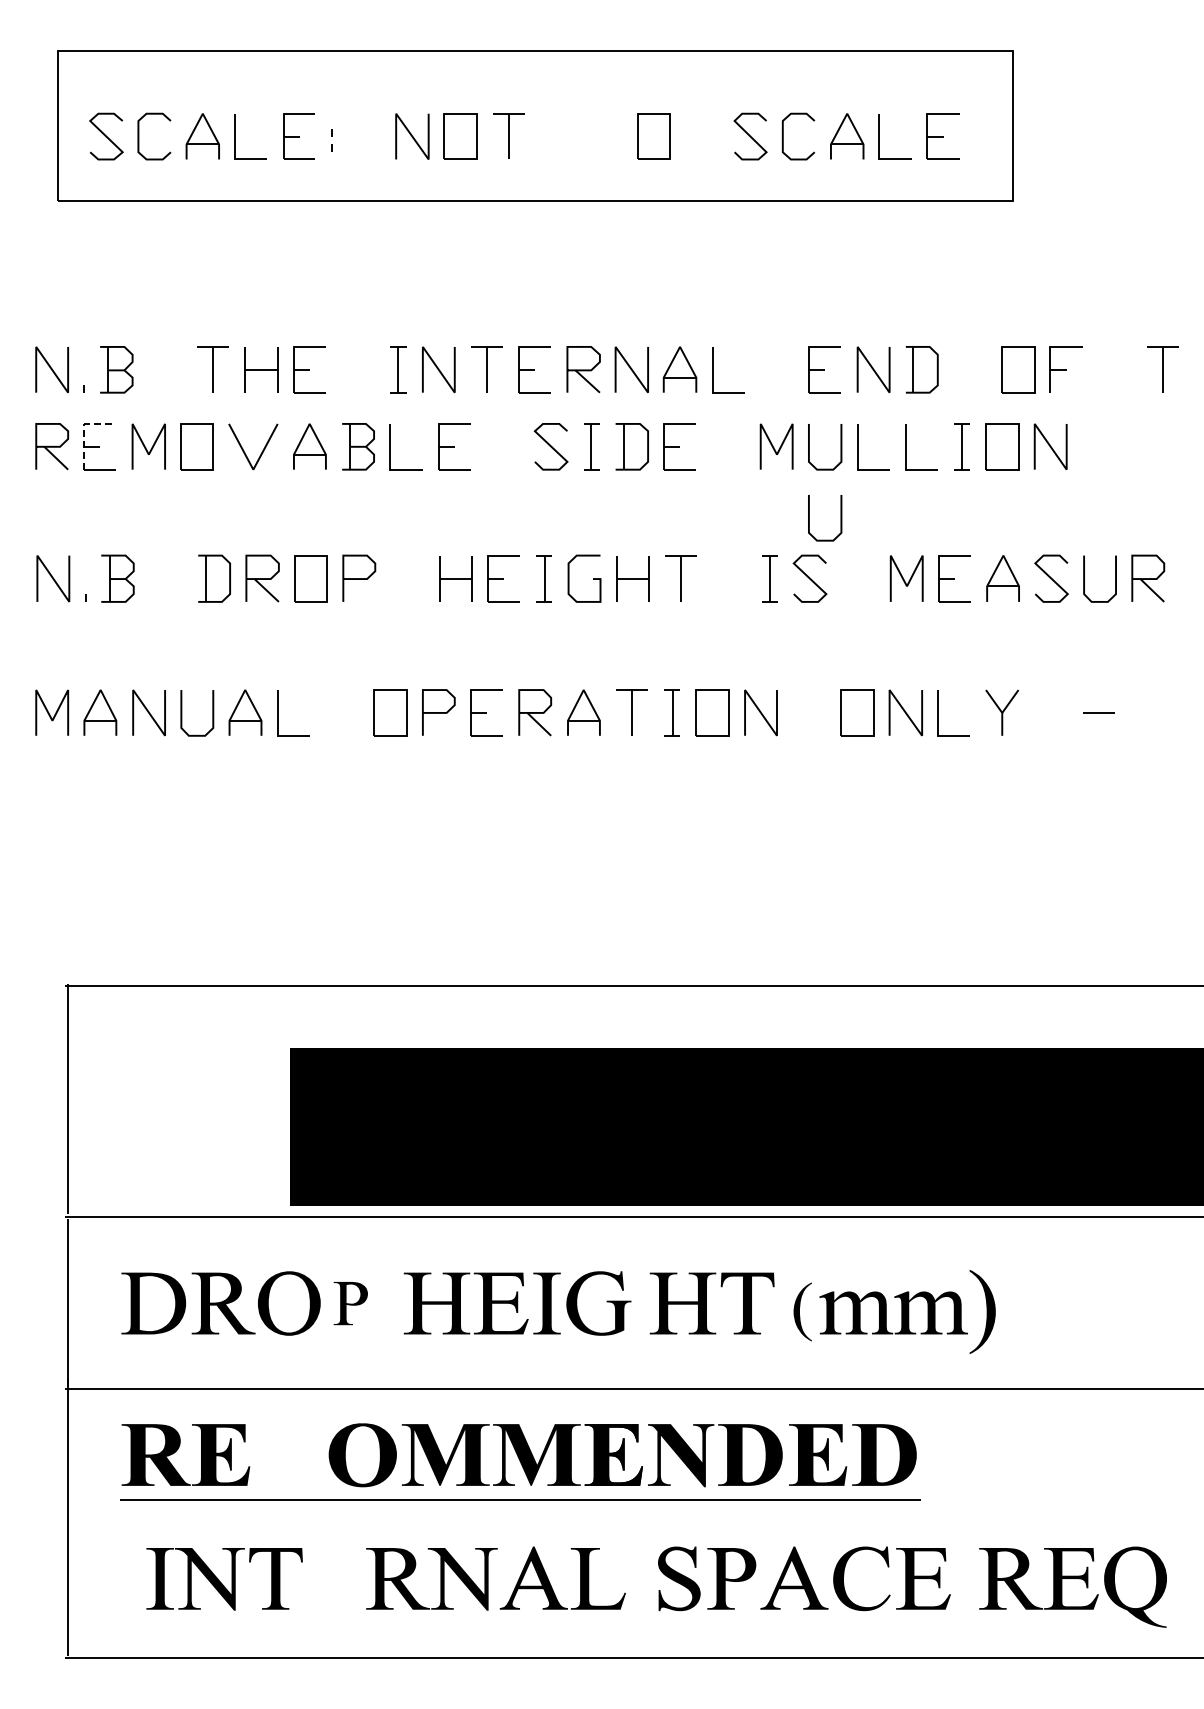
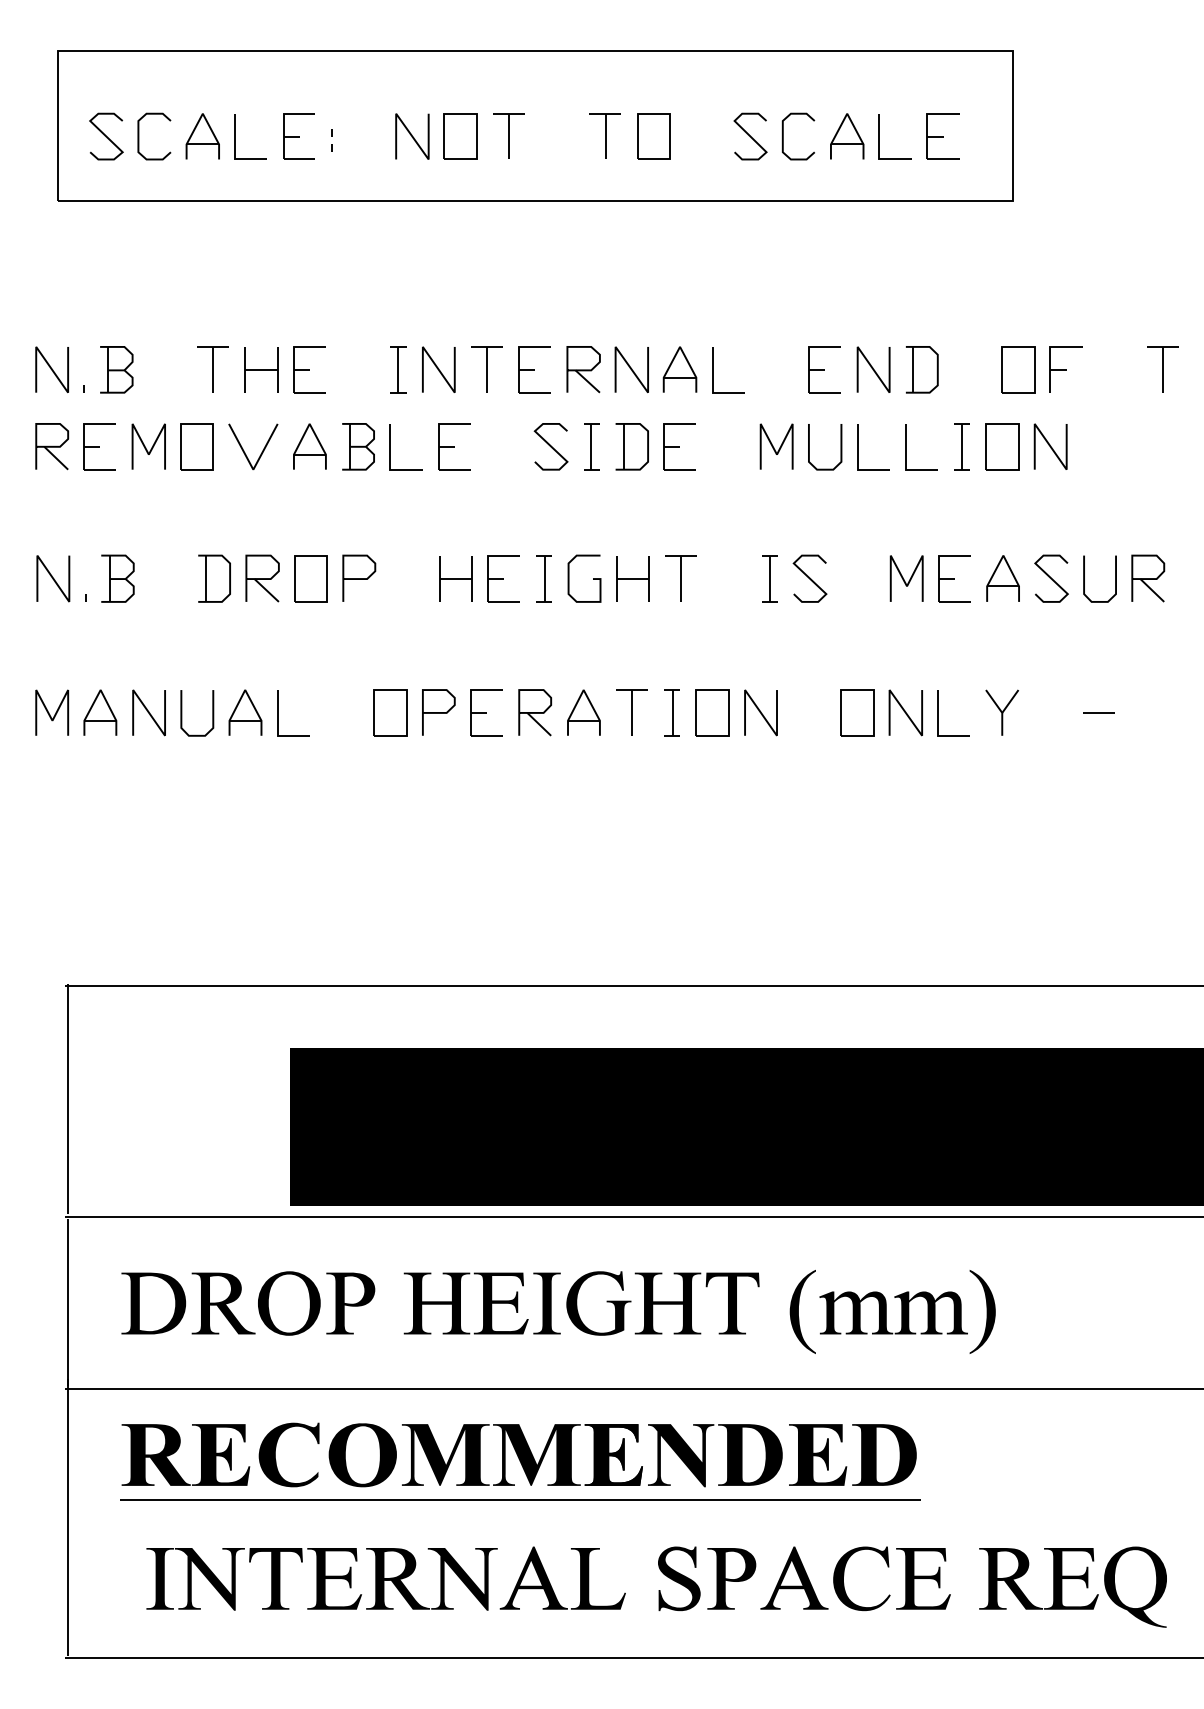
part: none -> present (604, 135)
line: dashed -> solid (84, 429)
curve: present -> none (840, 518)
part size: 35x44 px -> 50x63 px (350, 1303)
part position: (711, 1303) -> (696, 1303) (696, 1303)
part size: 19x60 px -> 27x84 px (802, 1311)
fill: none -> present (288, 1454)
fill: none -> present (334, 1578)
